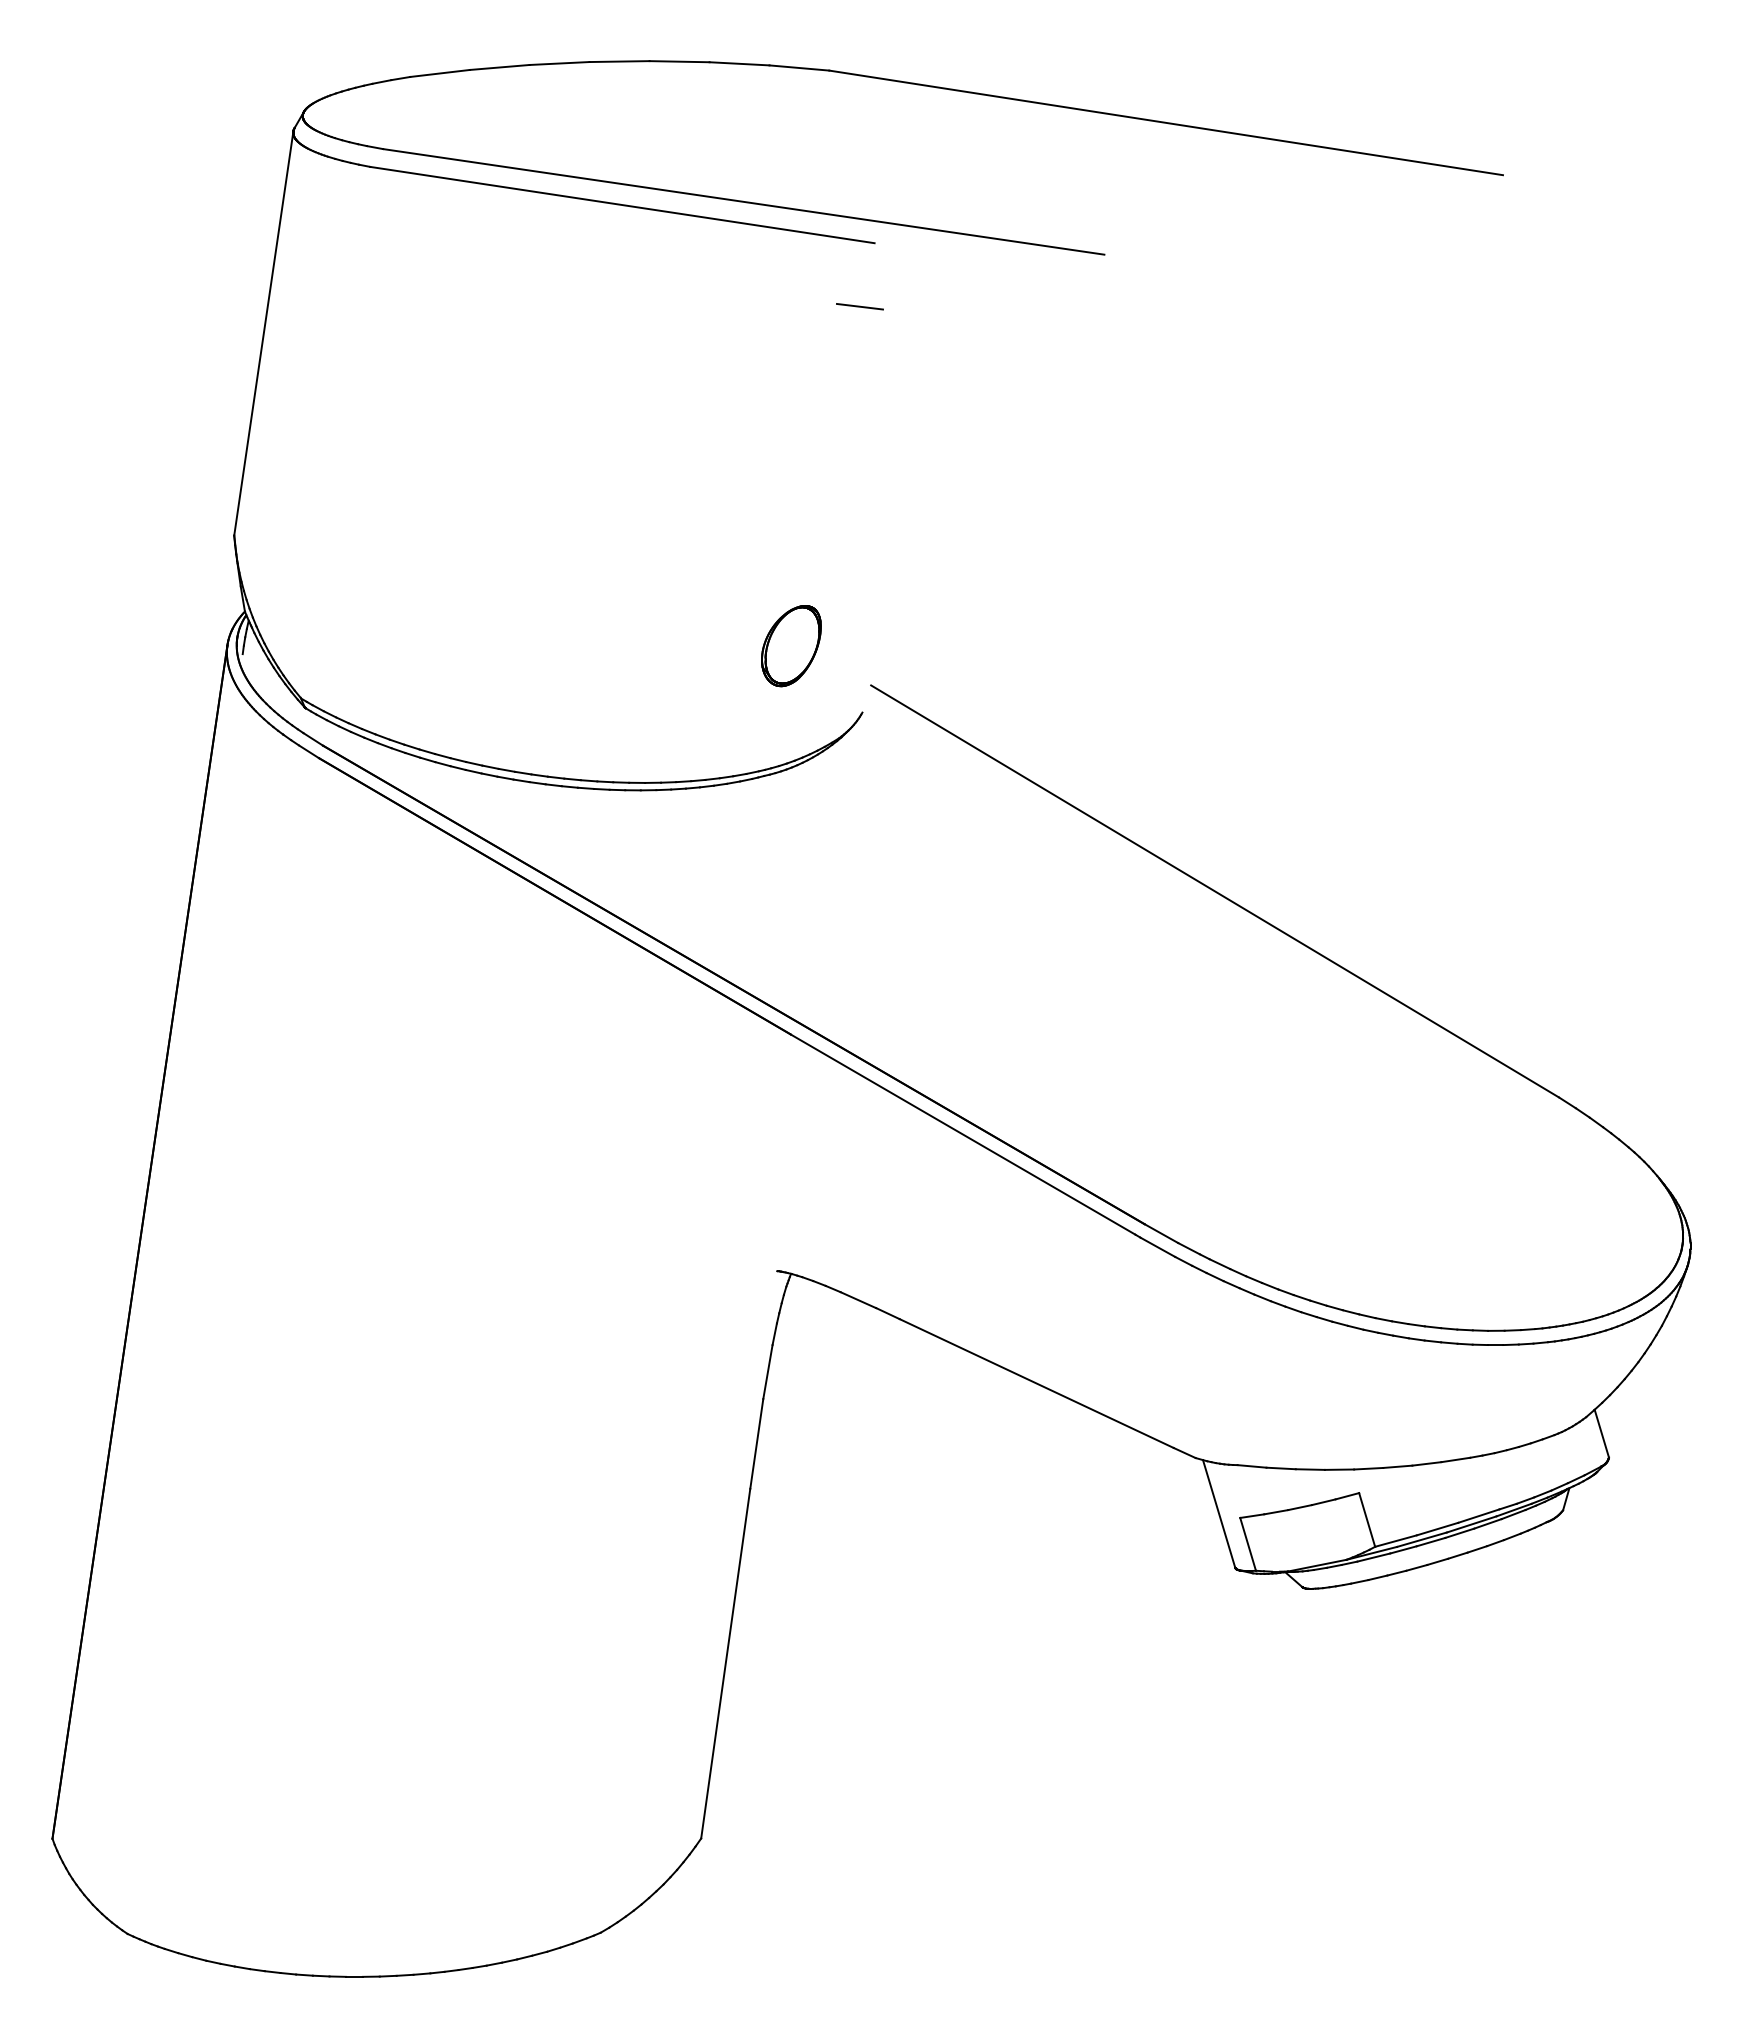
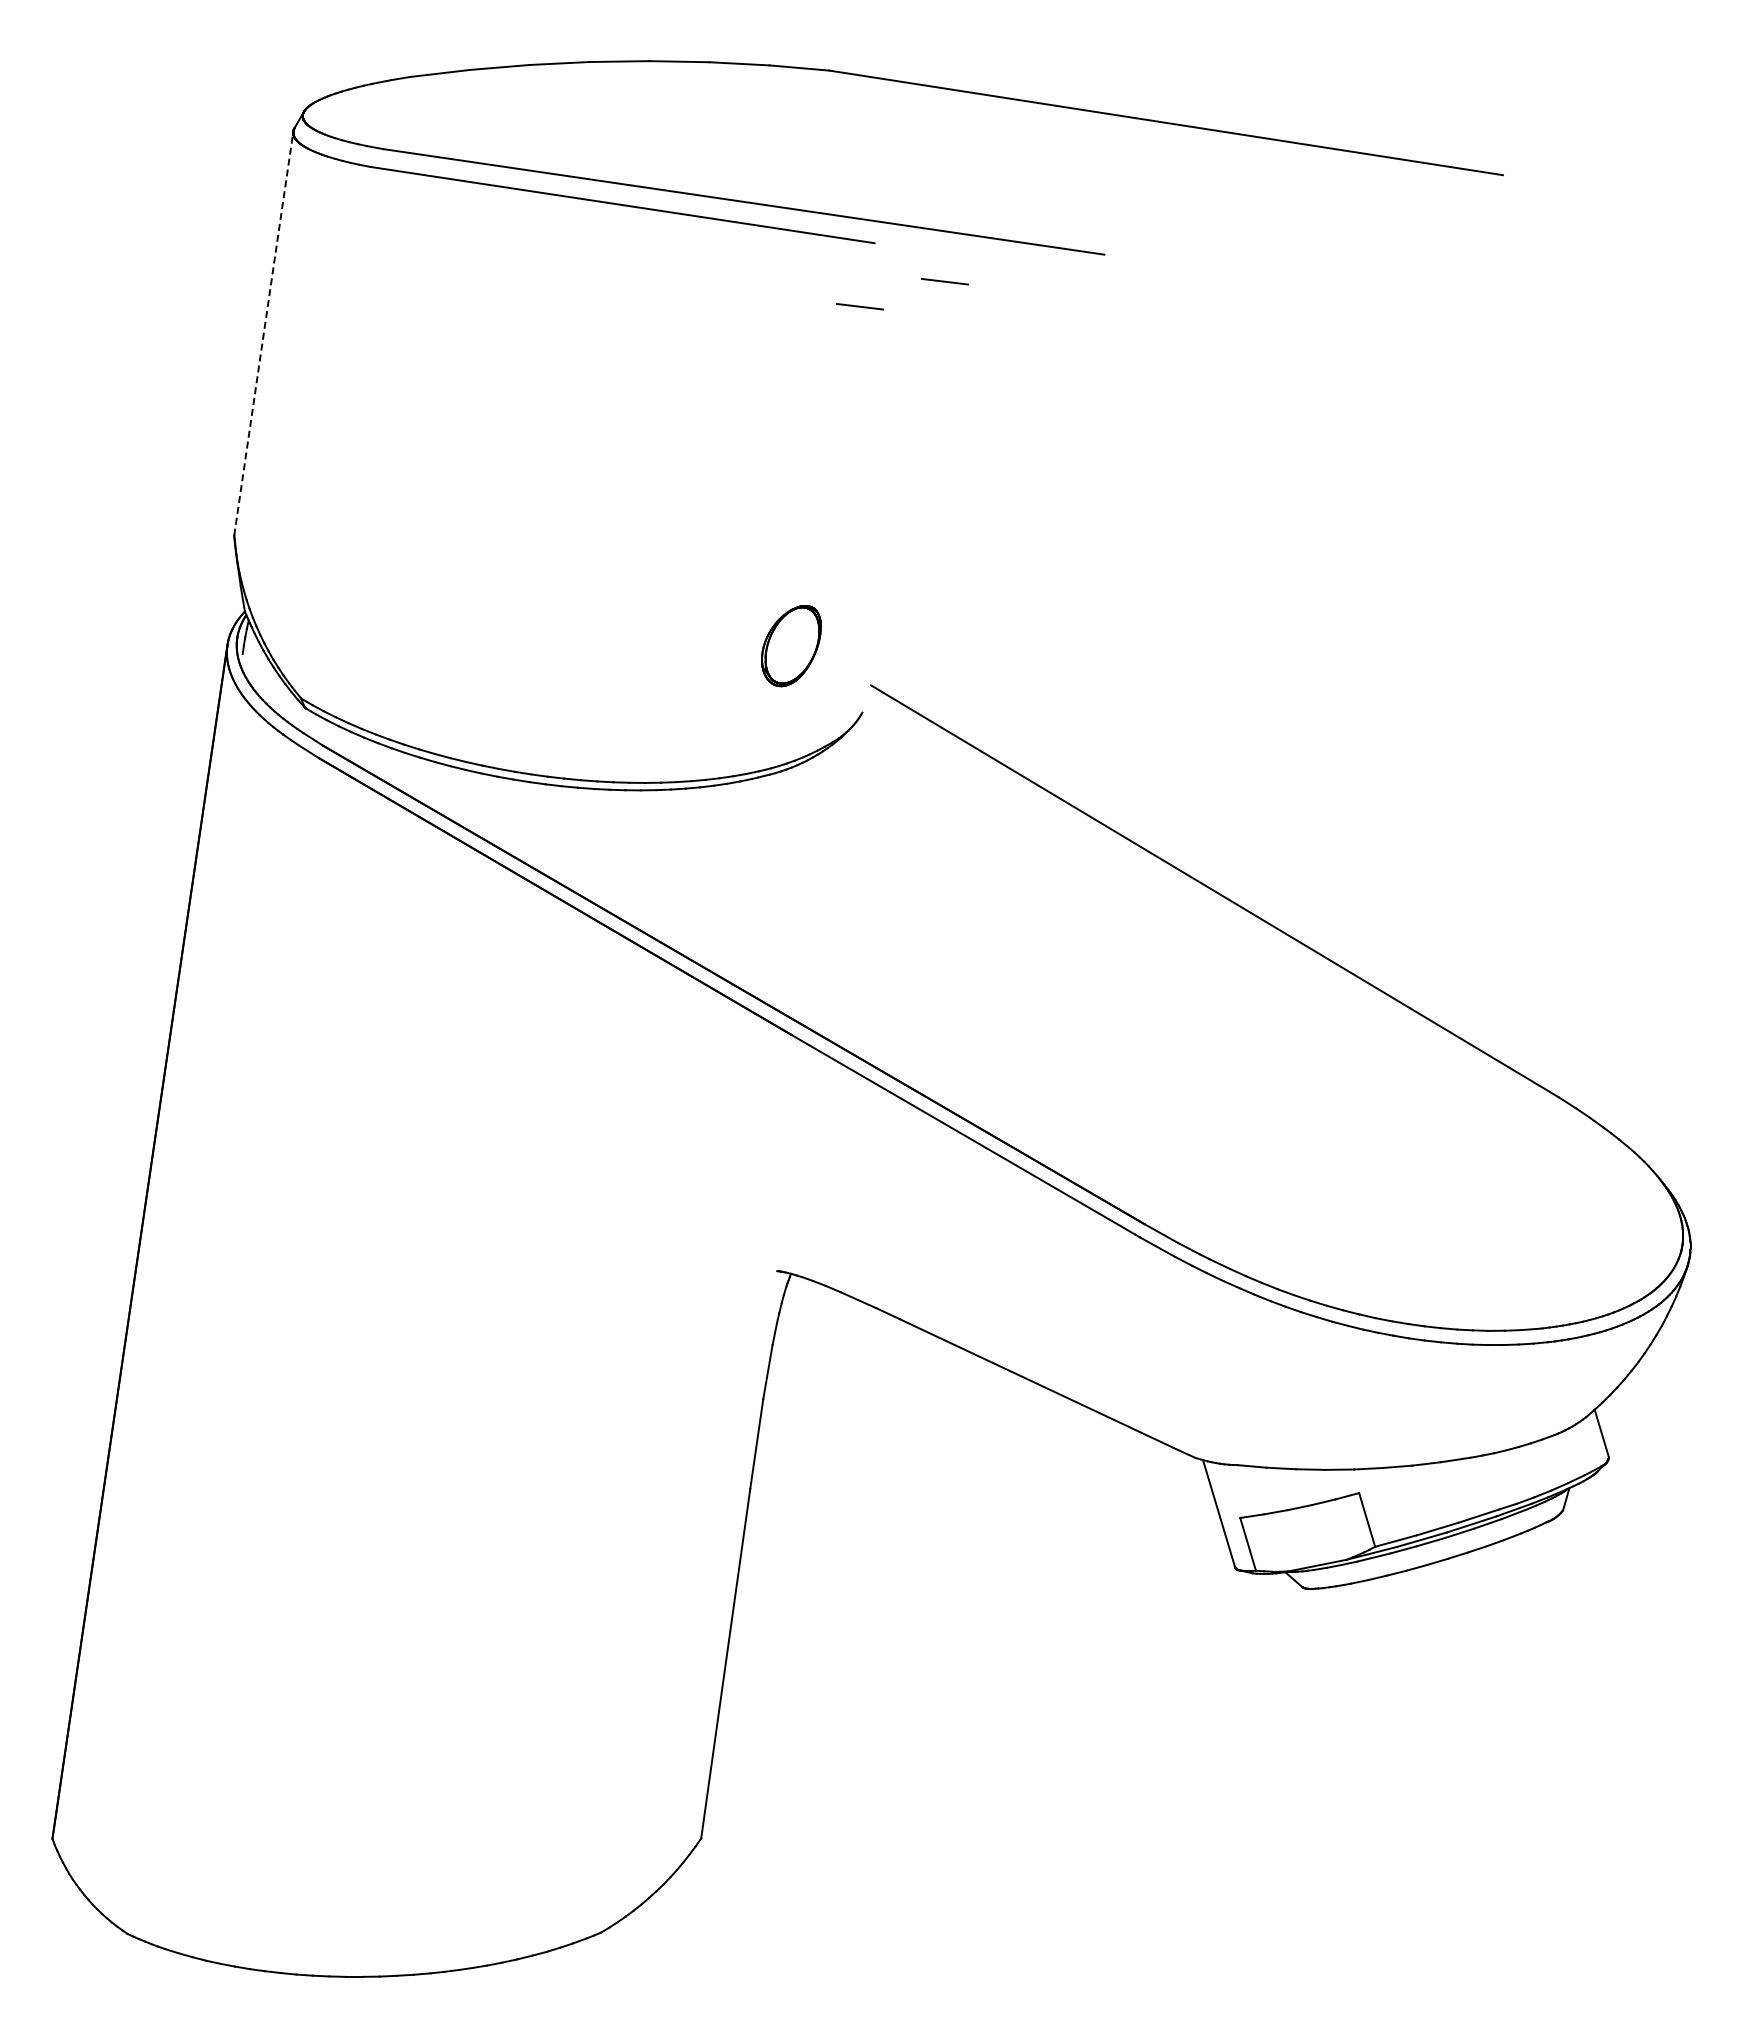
line: none -> present (944, 281)
line: solid -> dashed (263, 333)
